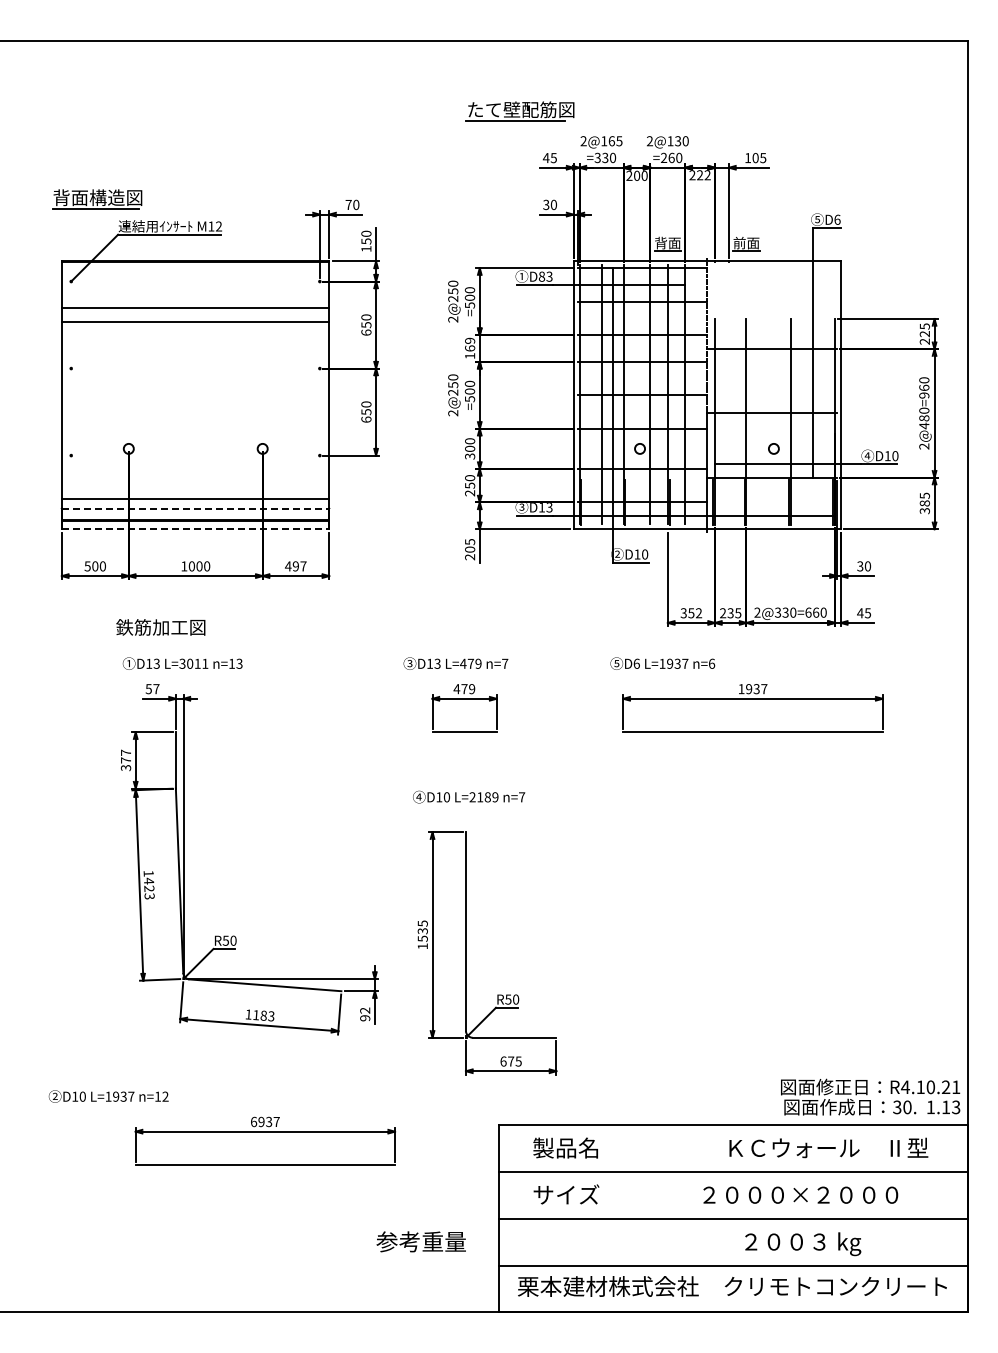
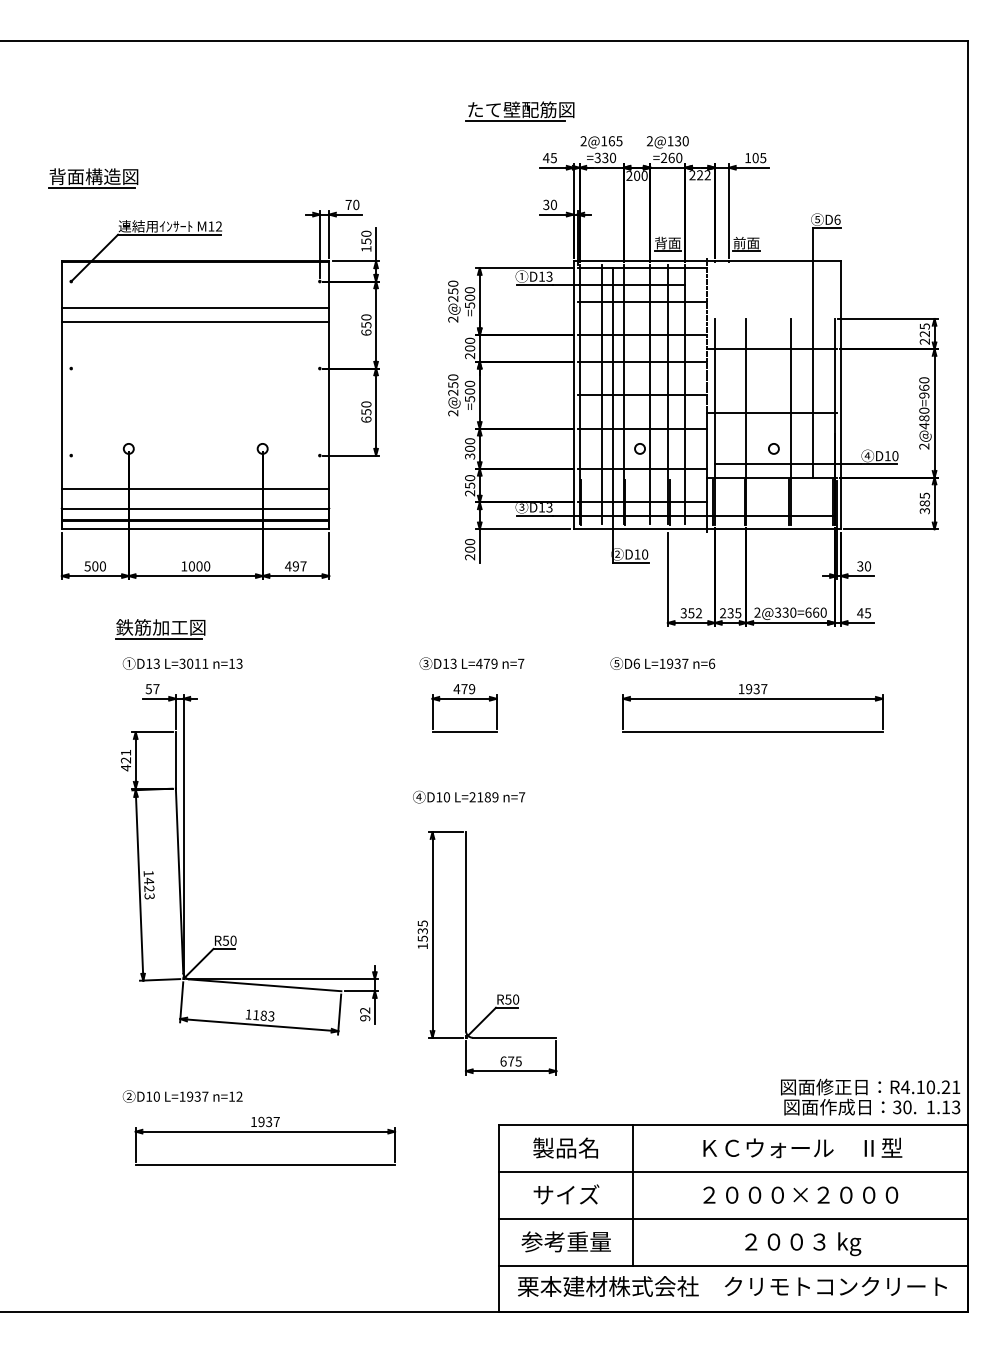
part position: (97, 199) -> (93, 178) (93, 178)
text: D83 -> D13 (541, 276)
text: 169 -> 200 (470, 348)
line position: (195, 499) -> (195, 489) (195, 489)
line: dashed -> solid (196, 509)
line: dashed -> solid (195, 529)
text: 205 -> 200 (470, 542)
line: none -> present (158, 638)
text position: (455, 663) -> (471, 663) (471, 663)
text: 377 -> 421 (125, 760)
text position: (108, 1096) -> (182, 1096) (182, 1096)
text: 6937 -> 1937 (254, 1121)
text position: (828, 1147) -> (802, 1147) (802, 1147)
line: none -> present (633, 1194)
text position: (420, 1241) -> (565, 1241) (565, 1241)
